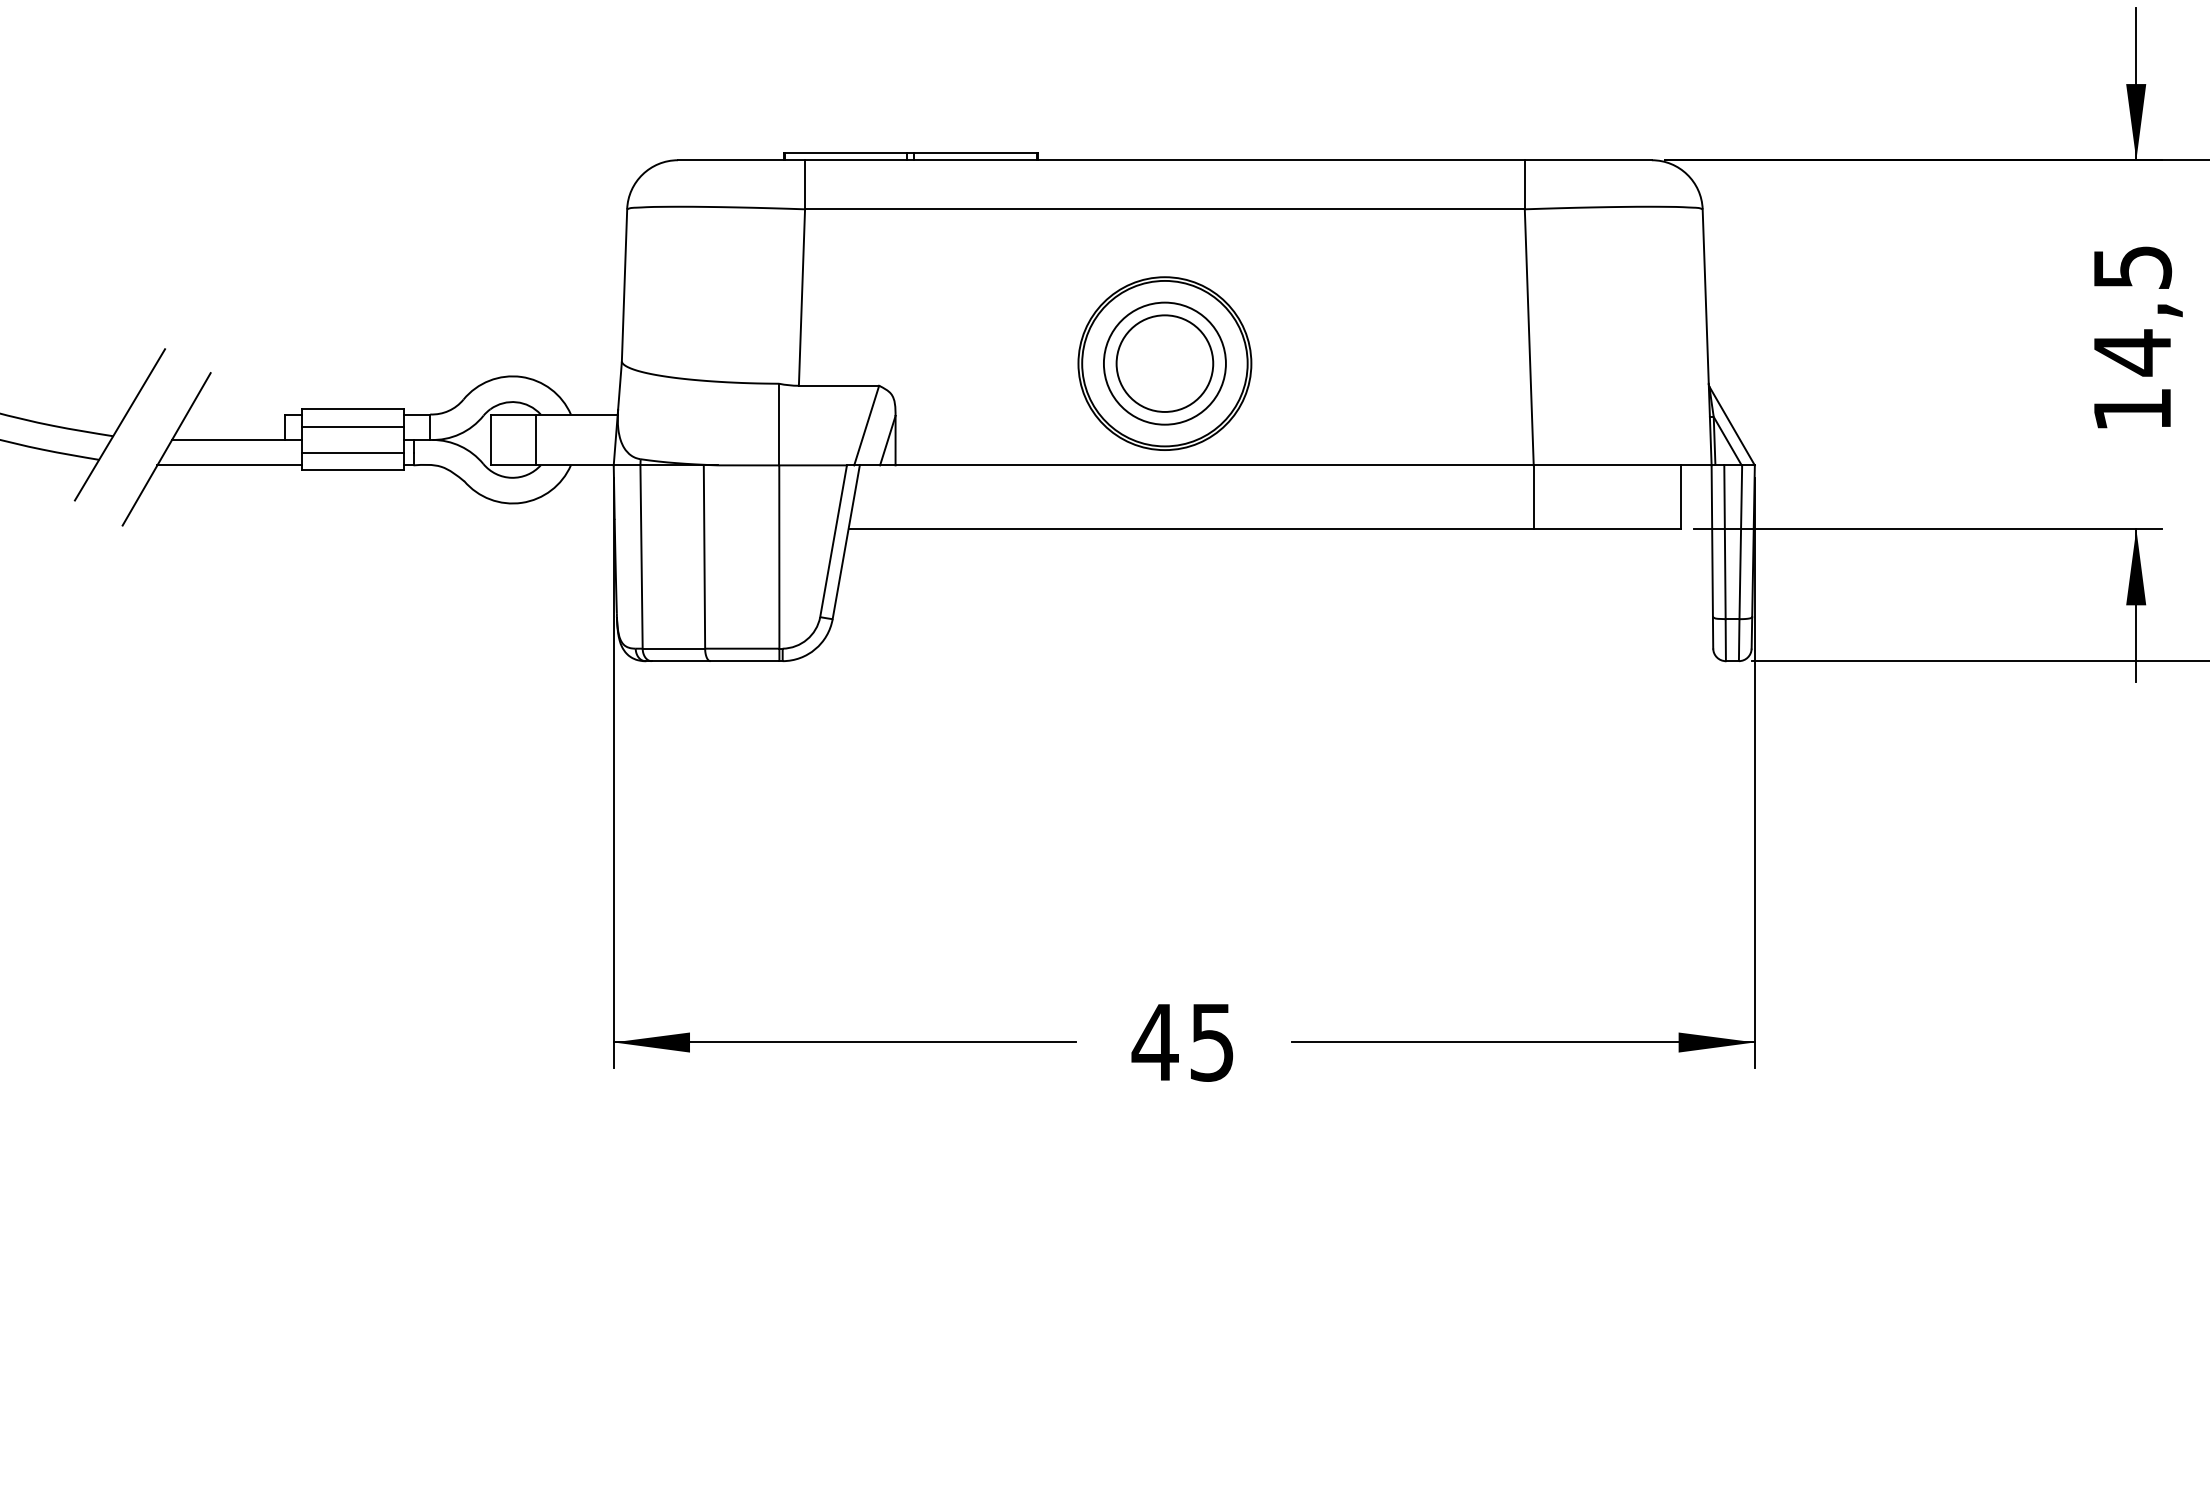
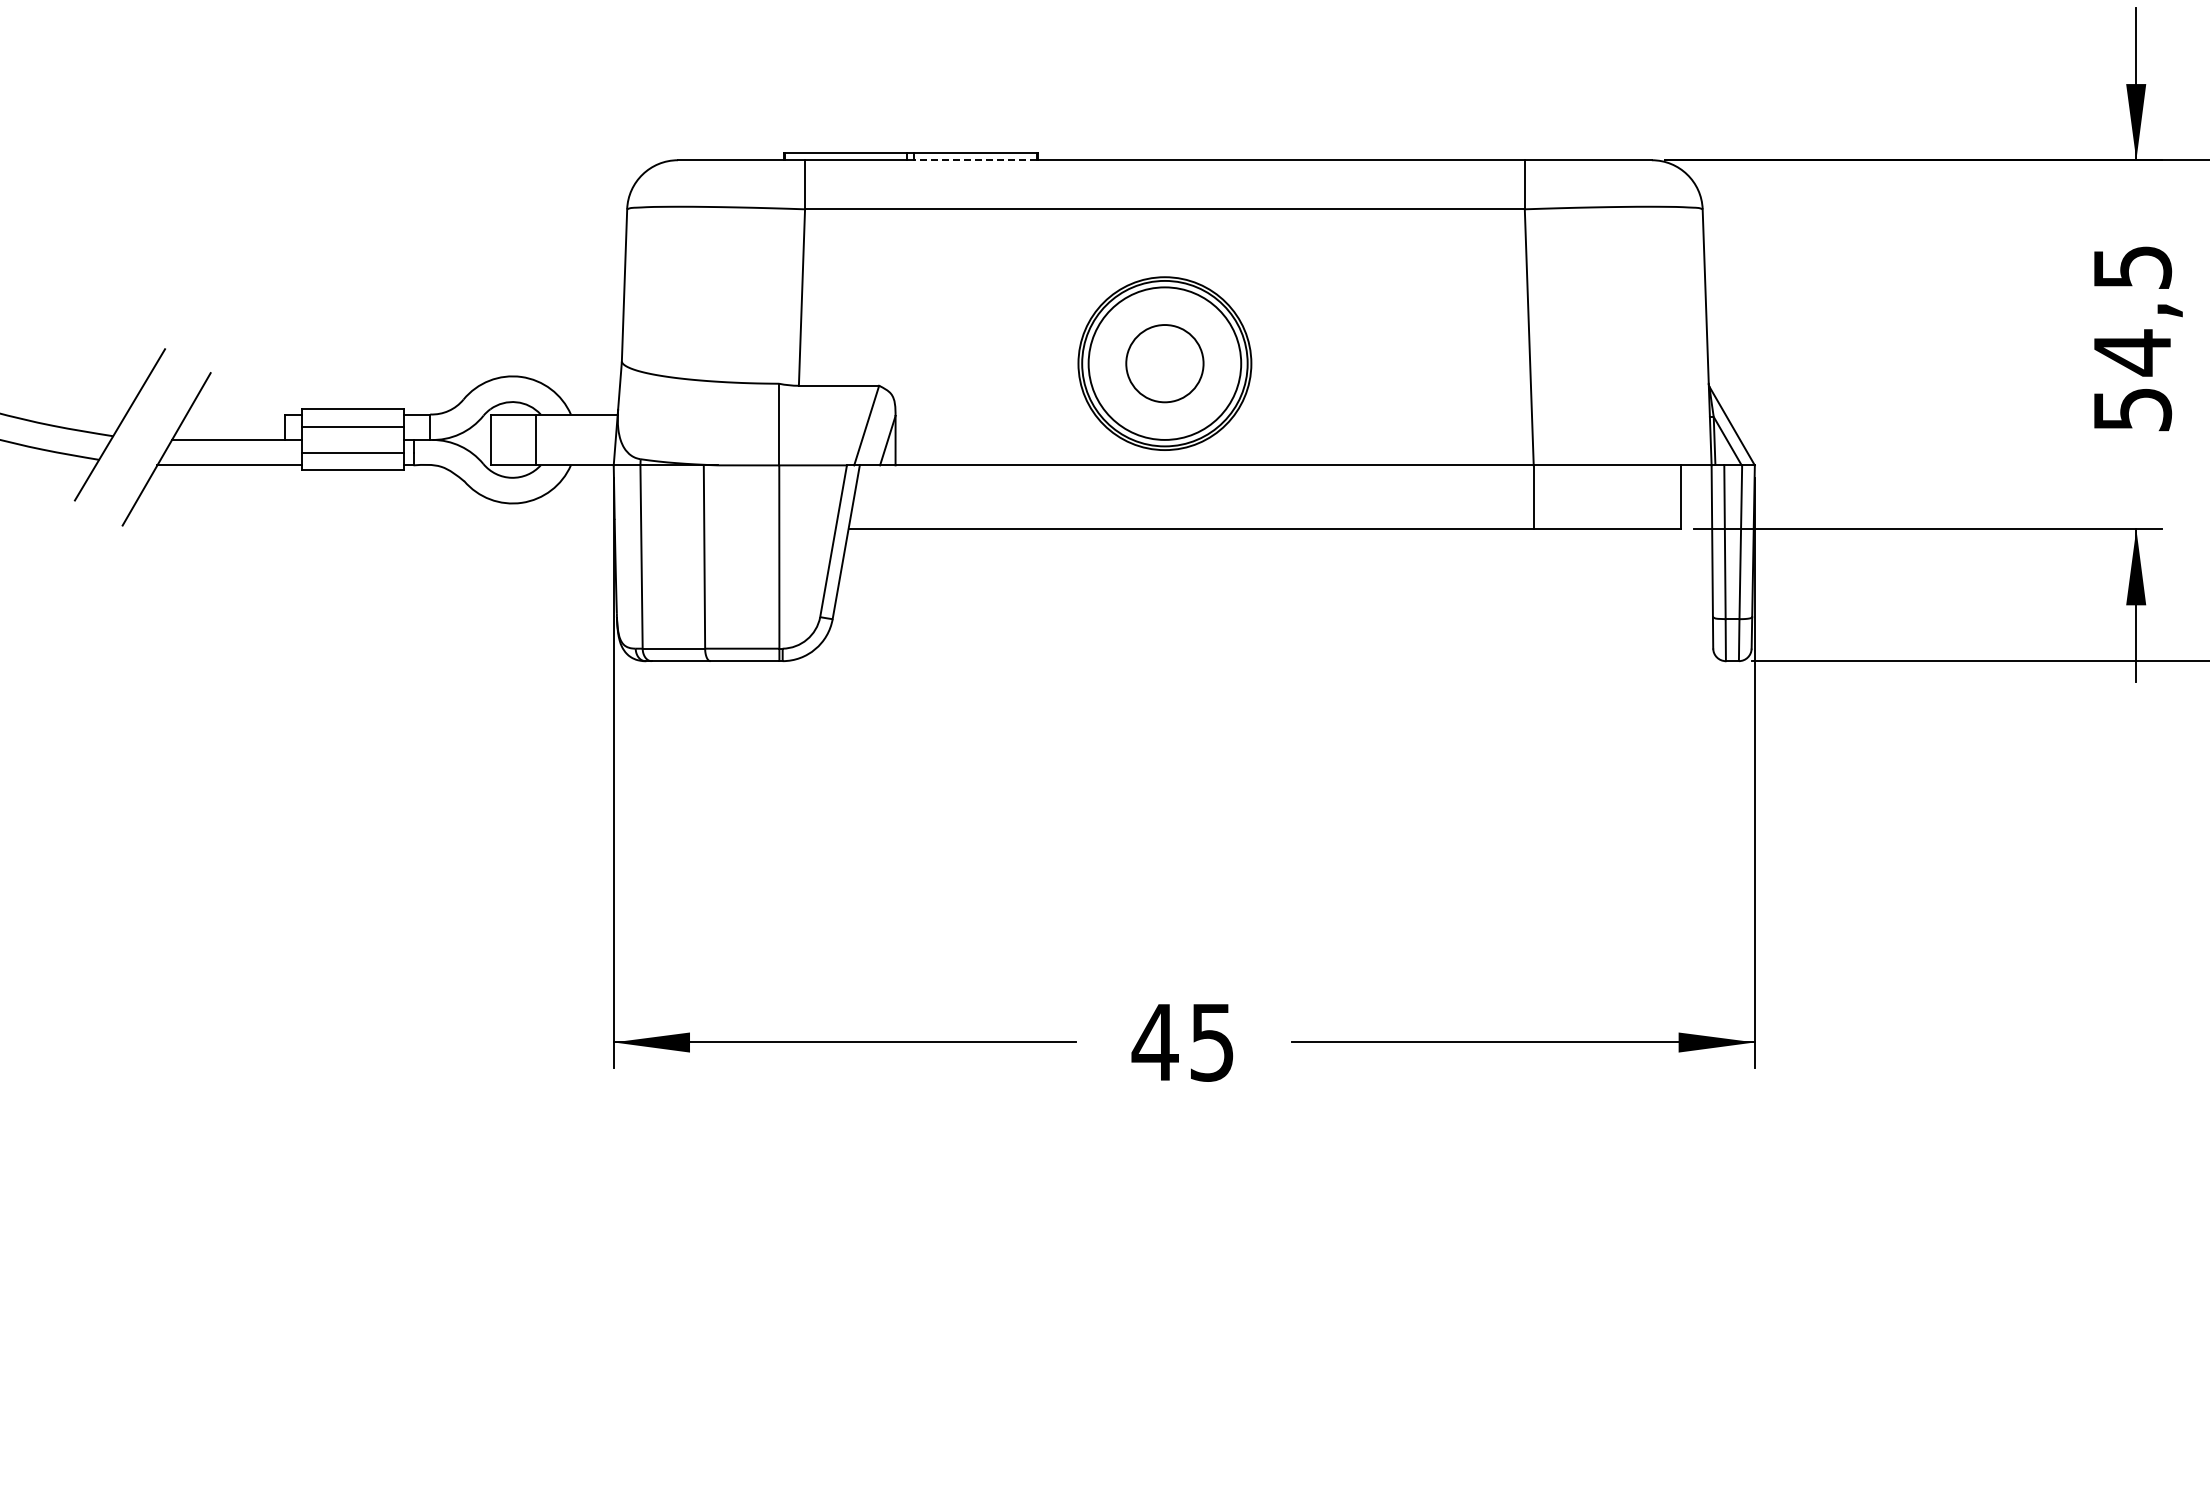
line: solid -> dashed (974, 160)
circle diameter: 122 px -> 153 px (1164, 363)
circle diameter: 97 px -> 77 px (1164, 363)
text: 14,5 -> 54,5 (2133, 410)
